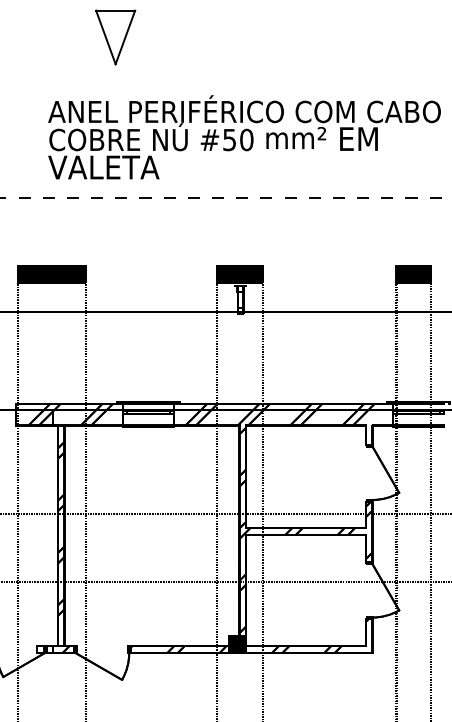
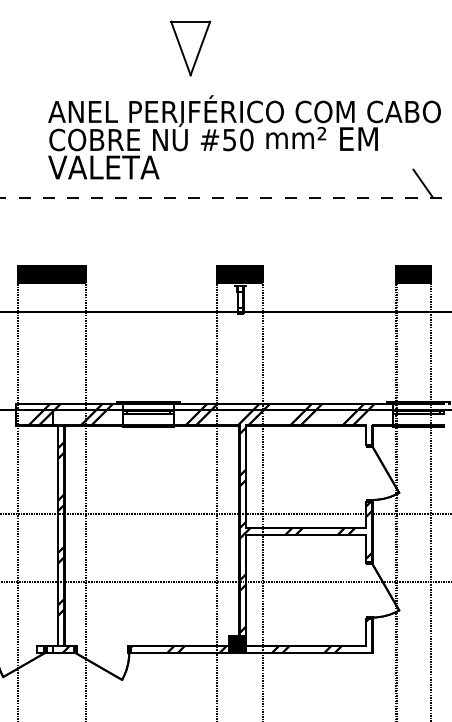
part position: (115, 37) -> (190, 48) (190, 48)
line: none -> present (423, 183)
